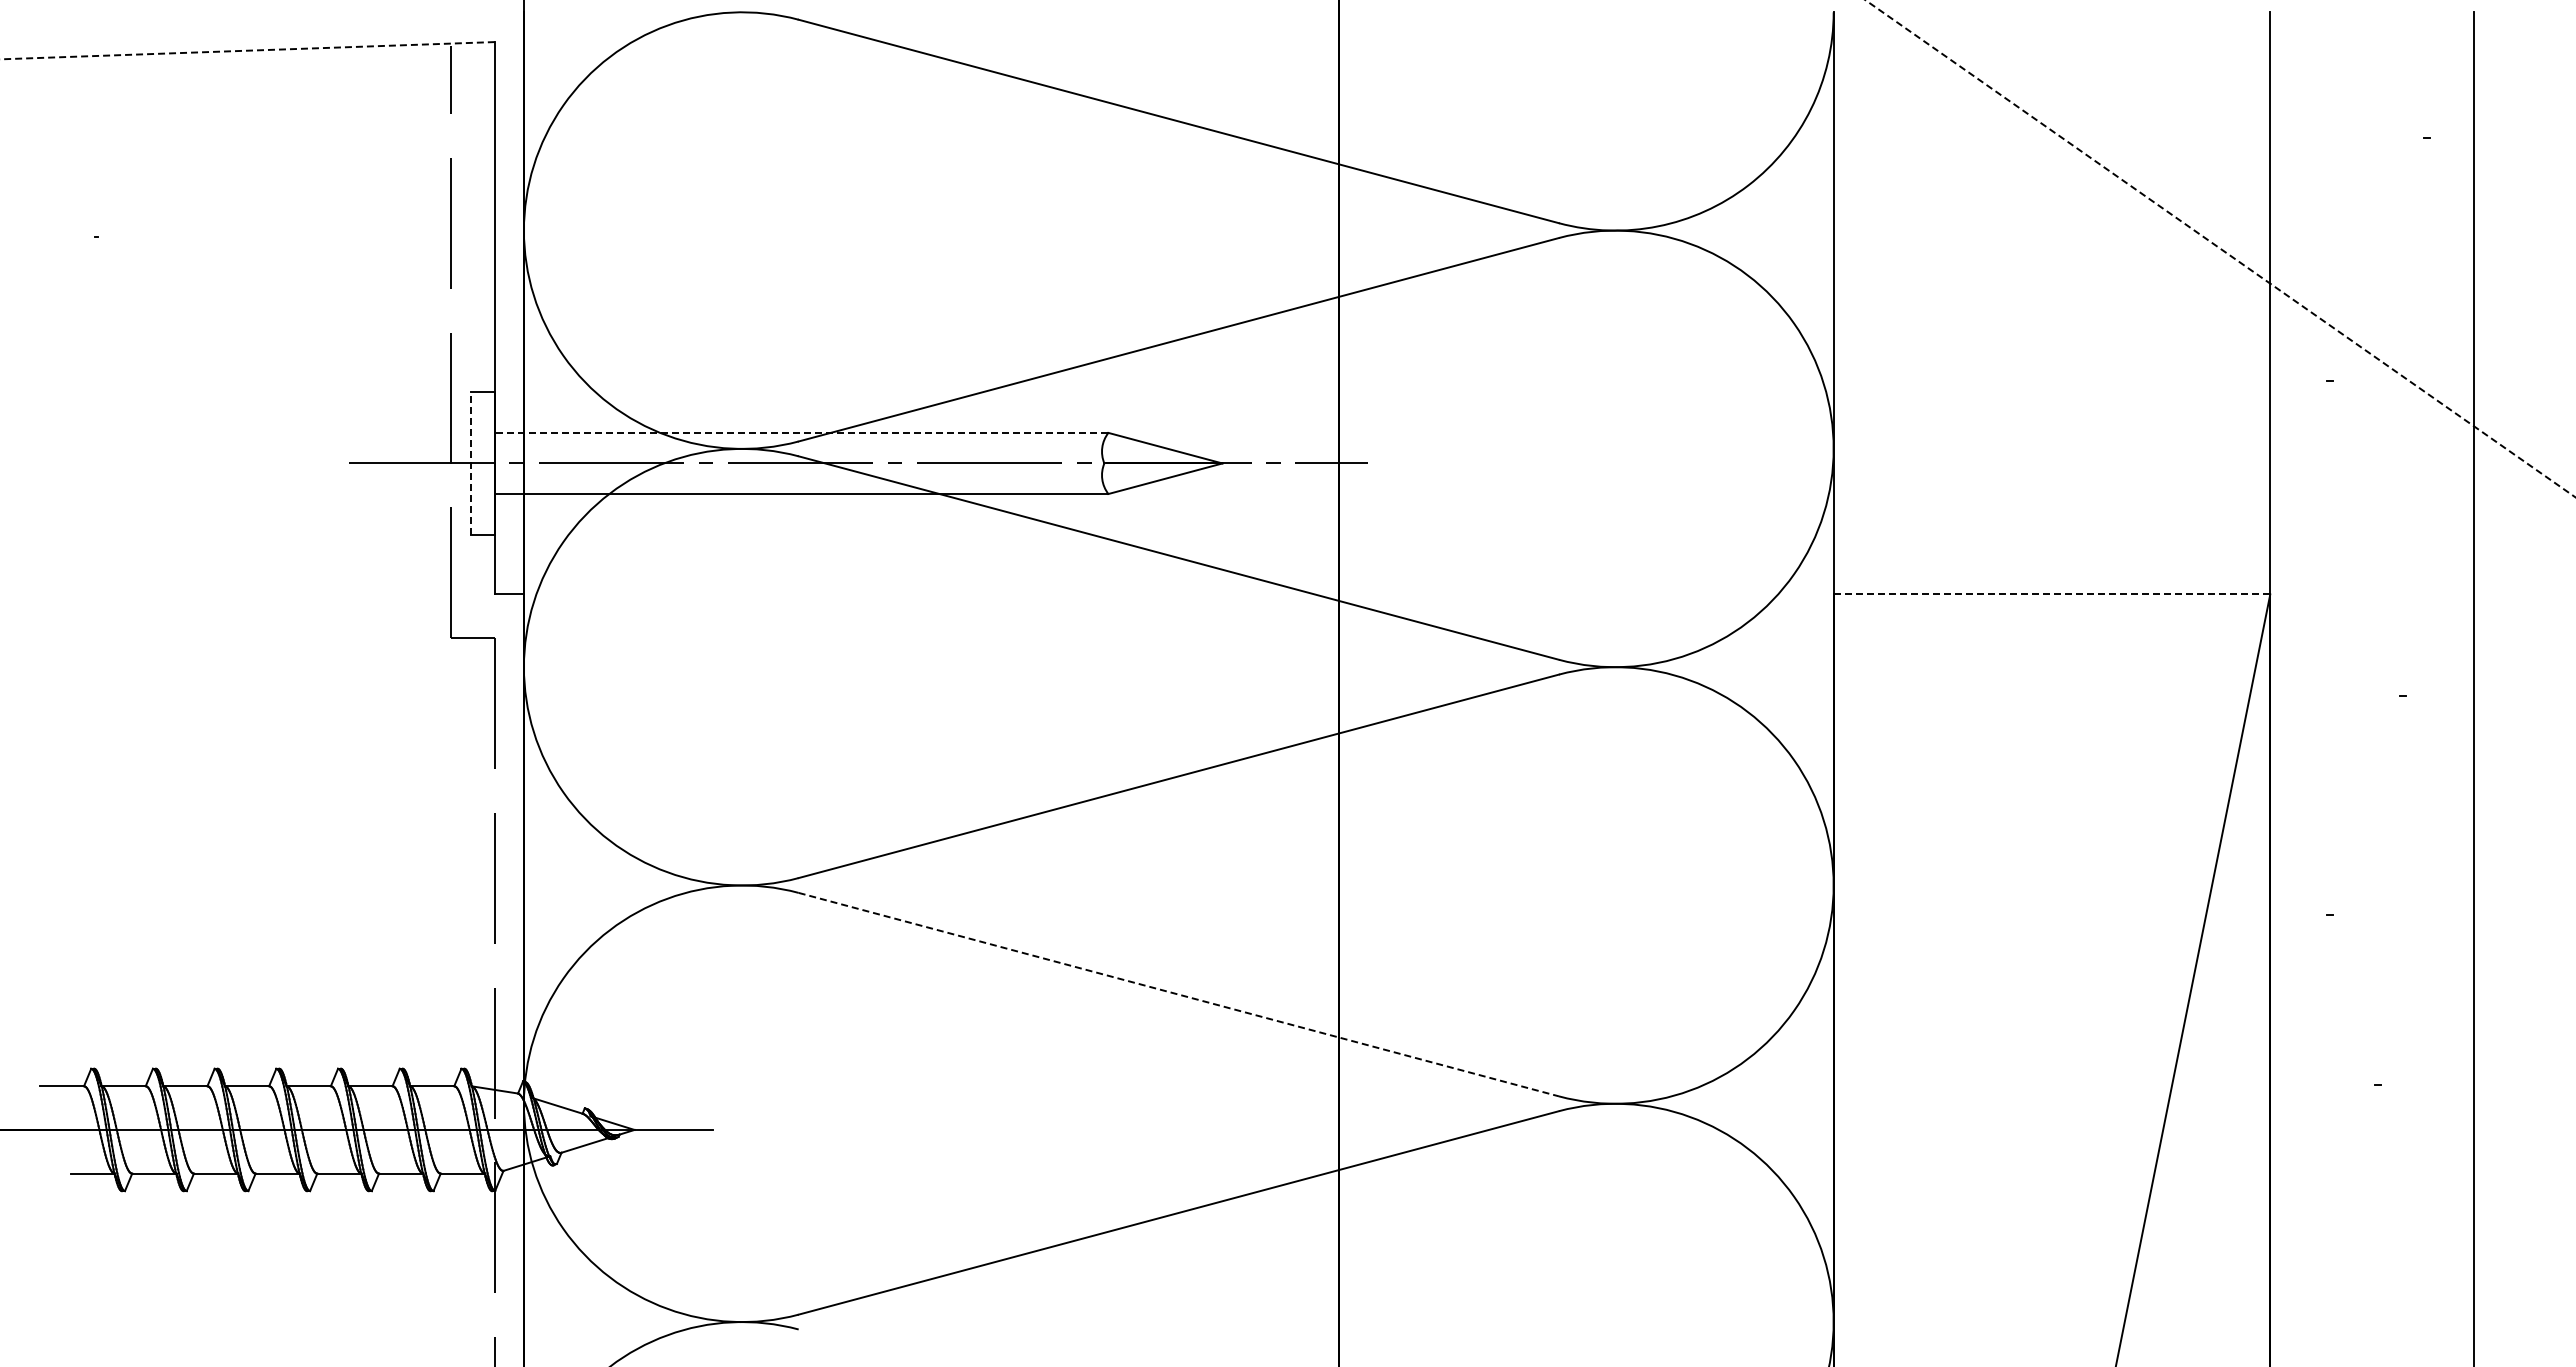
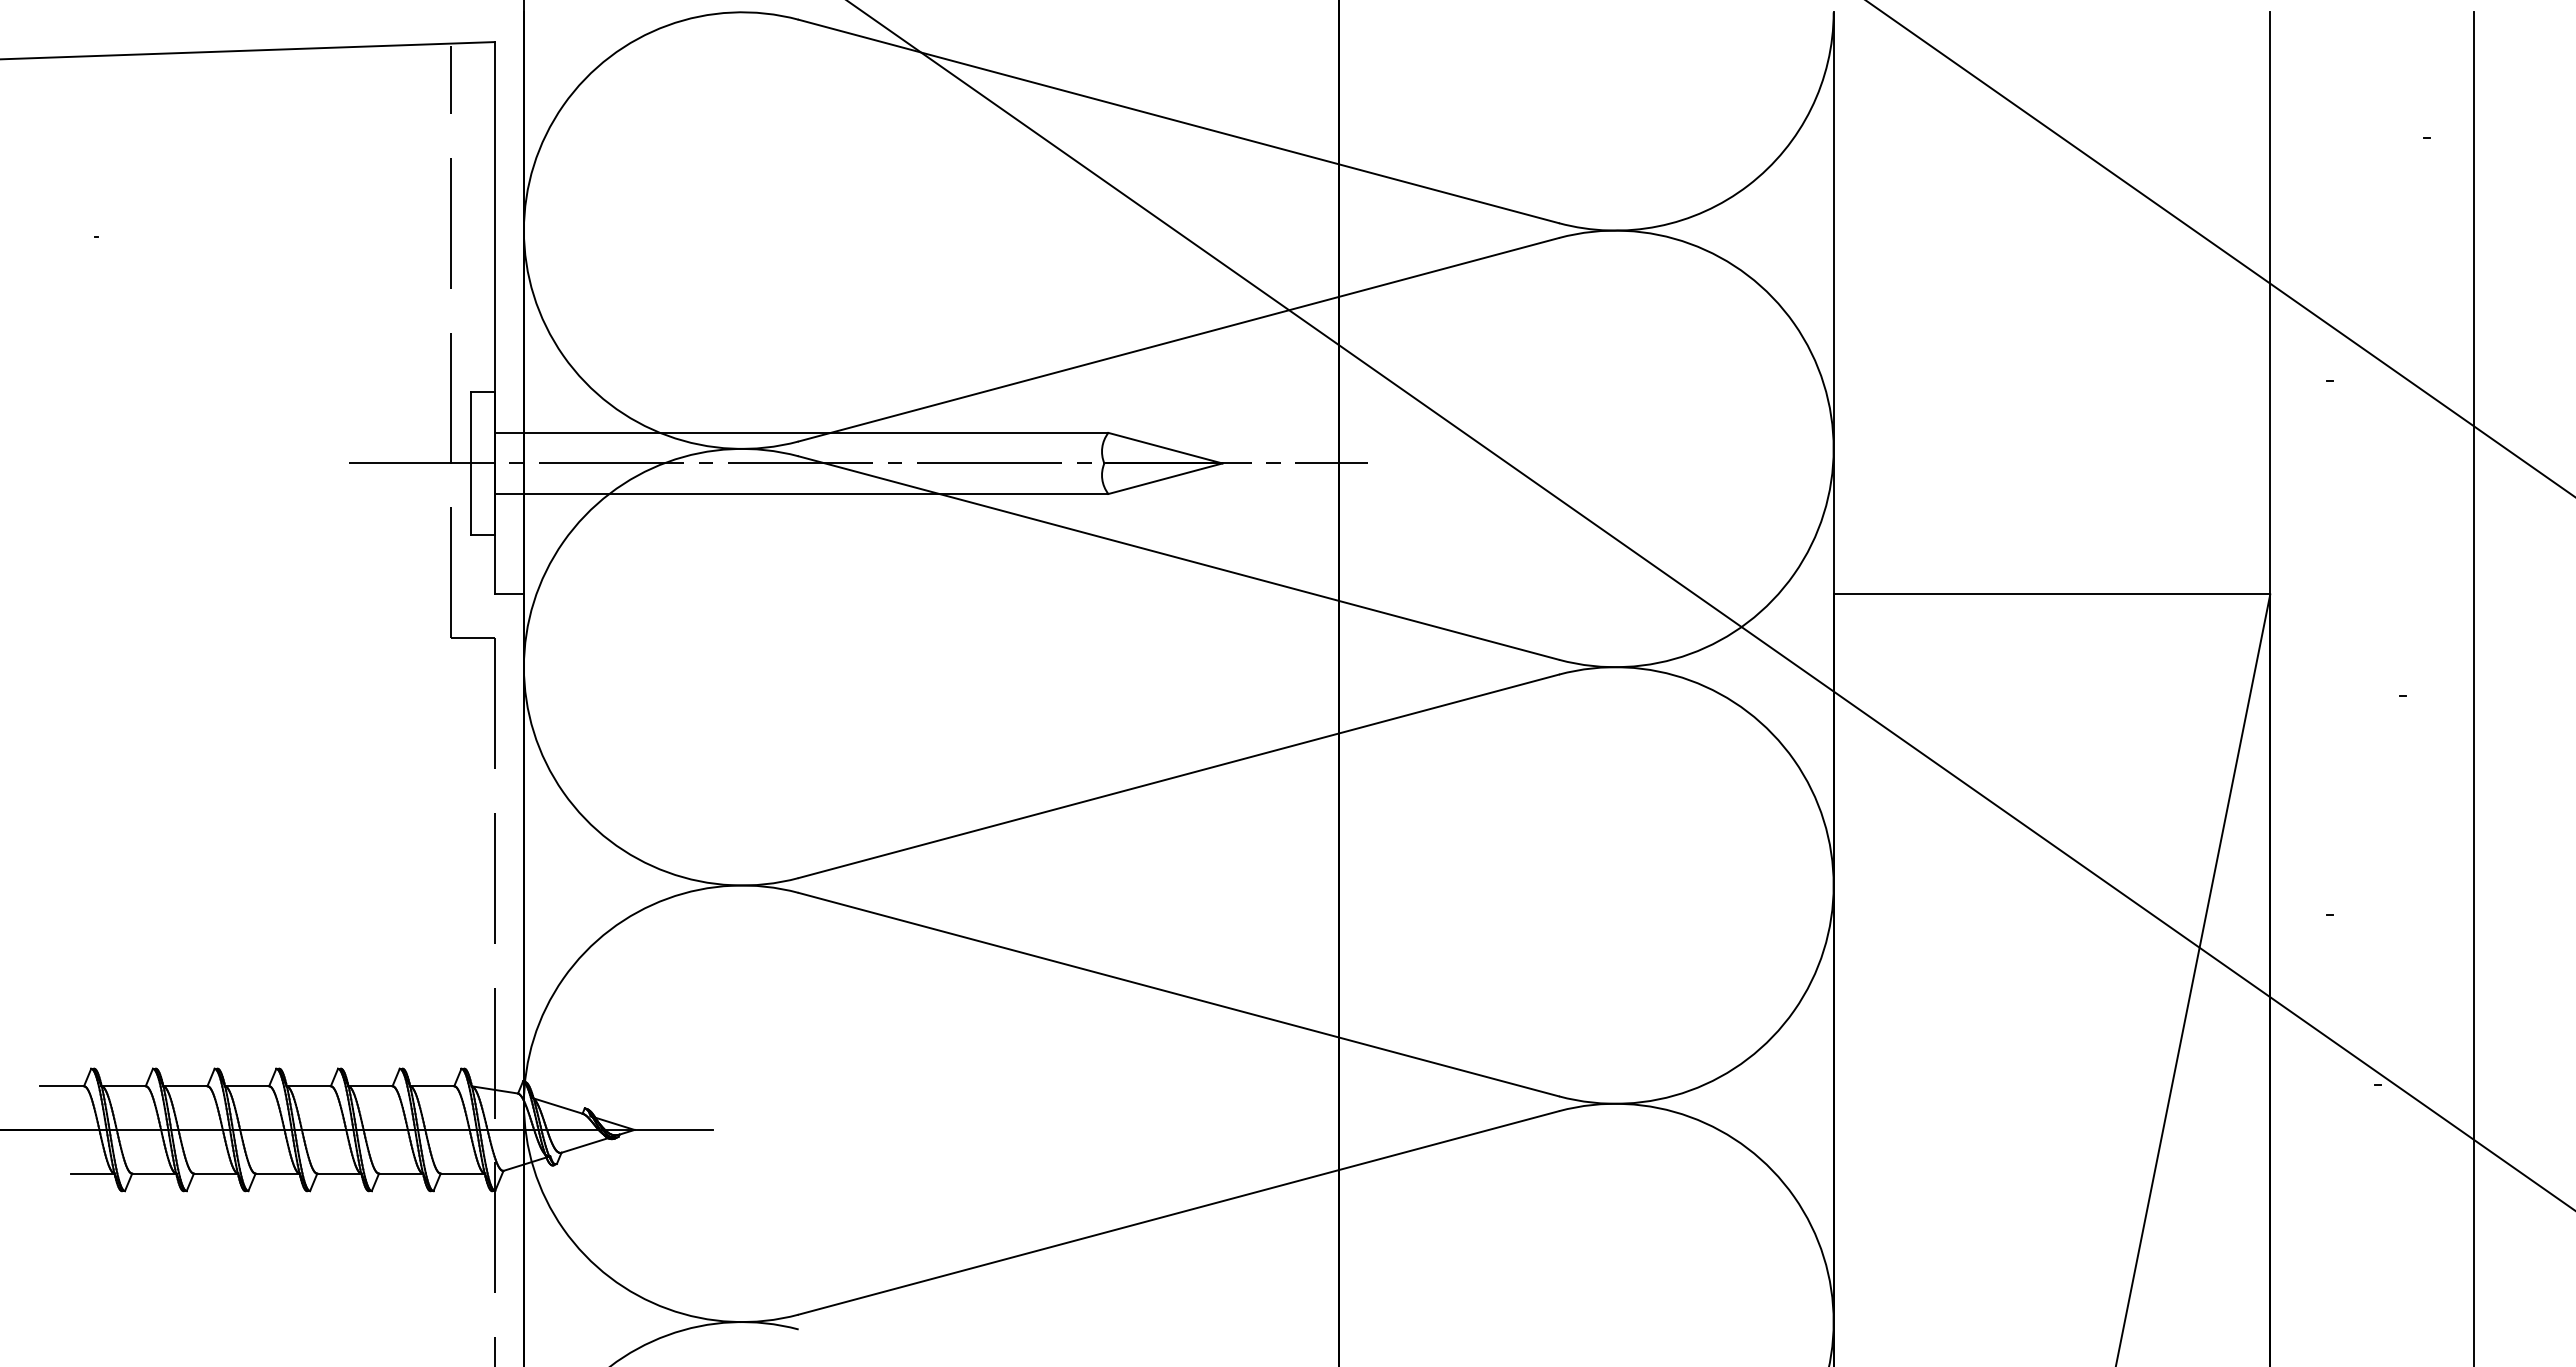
line: dashed -> solid (247, 50)
line: dashed -> solid (2220, 248)
line: dashed -> solid (801, 432)
line: dashed -> solid (470, 463)
line: dashed -> solid (2052, 594)
line: none -> present (1710, 605)
line: dashed -> solid (1178, 994)
